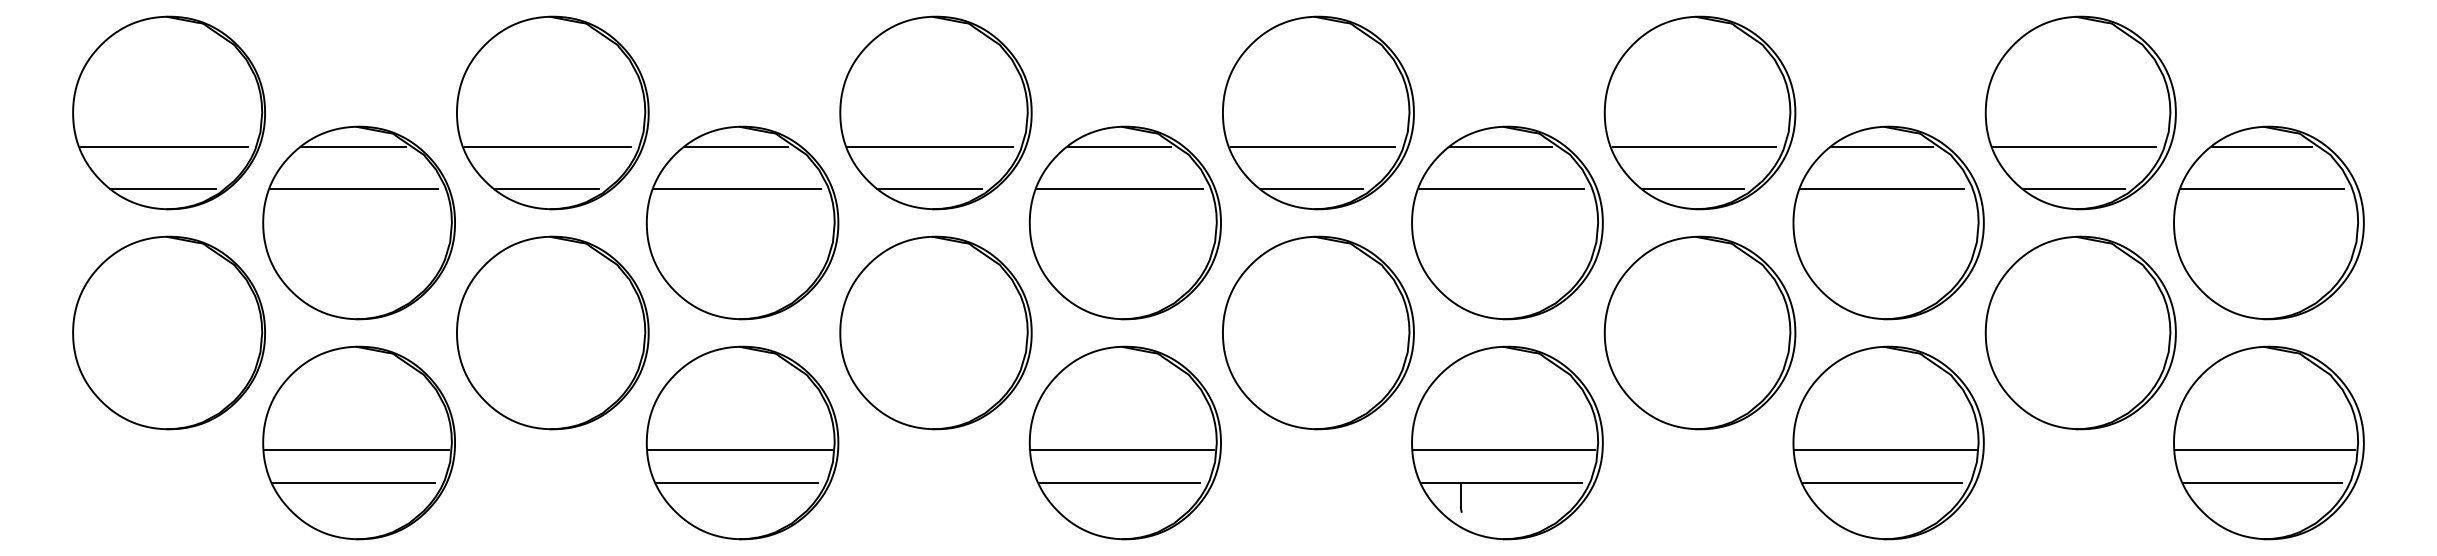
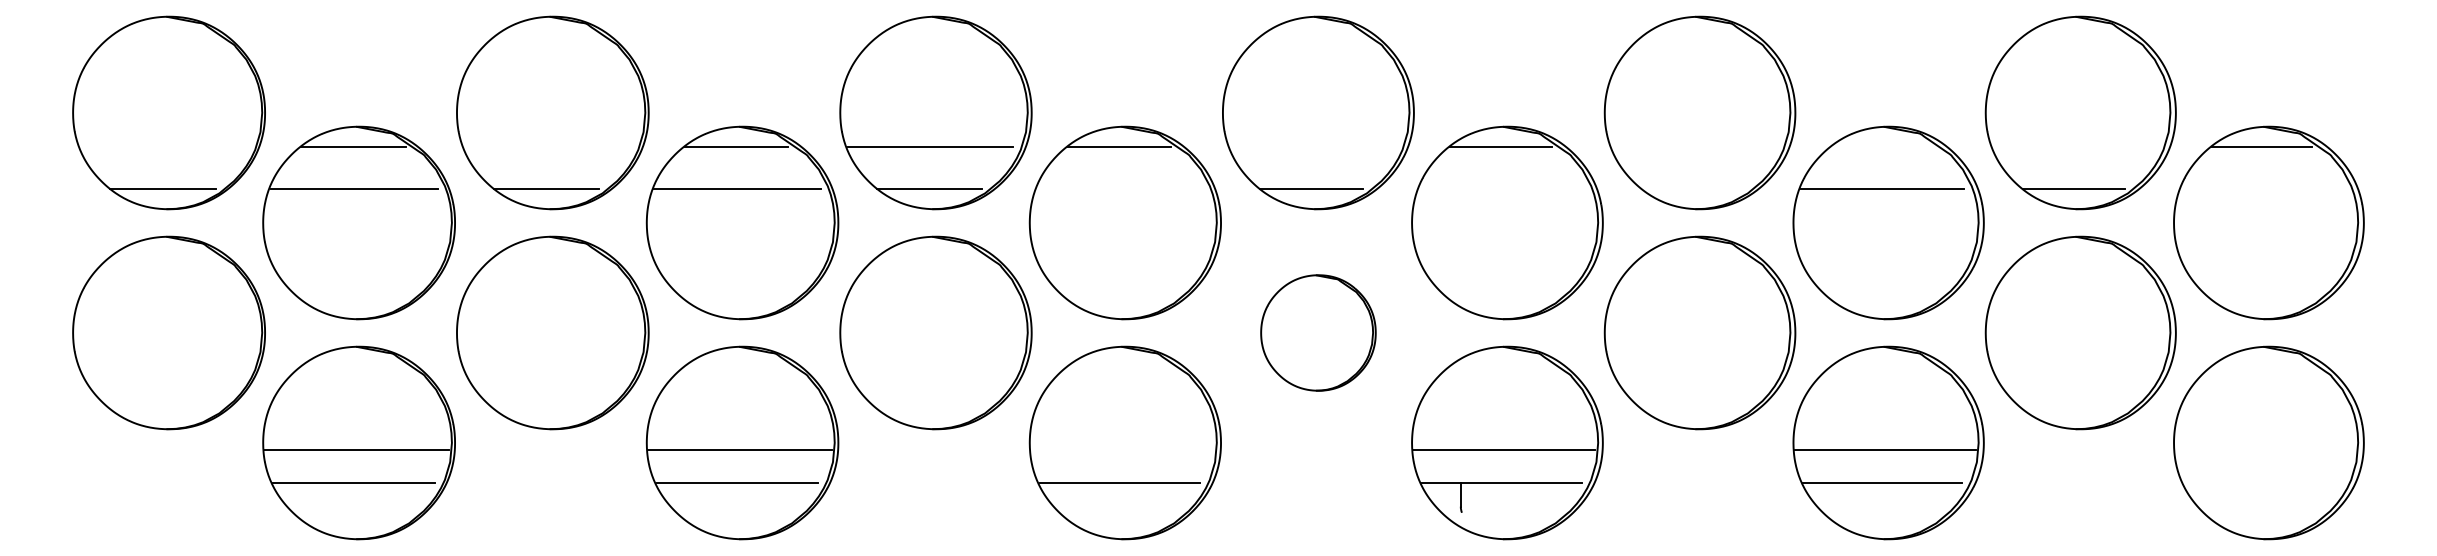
line: present -> none (164, 147)
line: present -> none (547, 147)
line: present -> none (1312, 147)
line: present -> none (1694, 147)
line: present -> none (1881, 147)
line: present -> none (2074, 147)
line: present -> none (1119, 188)
line: present -> none (1501, 188)
line: present -> none (1692, 188)
line: present -> none (2262, 188)
part size: 193x196 px -> 117x118 px (1318, 332)
line: present -> none (1121, 449)
line: present -> none (2265, 449)
line: present -> none (2262, 482)
